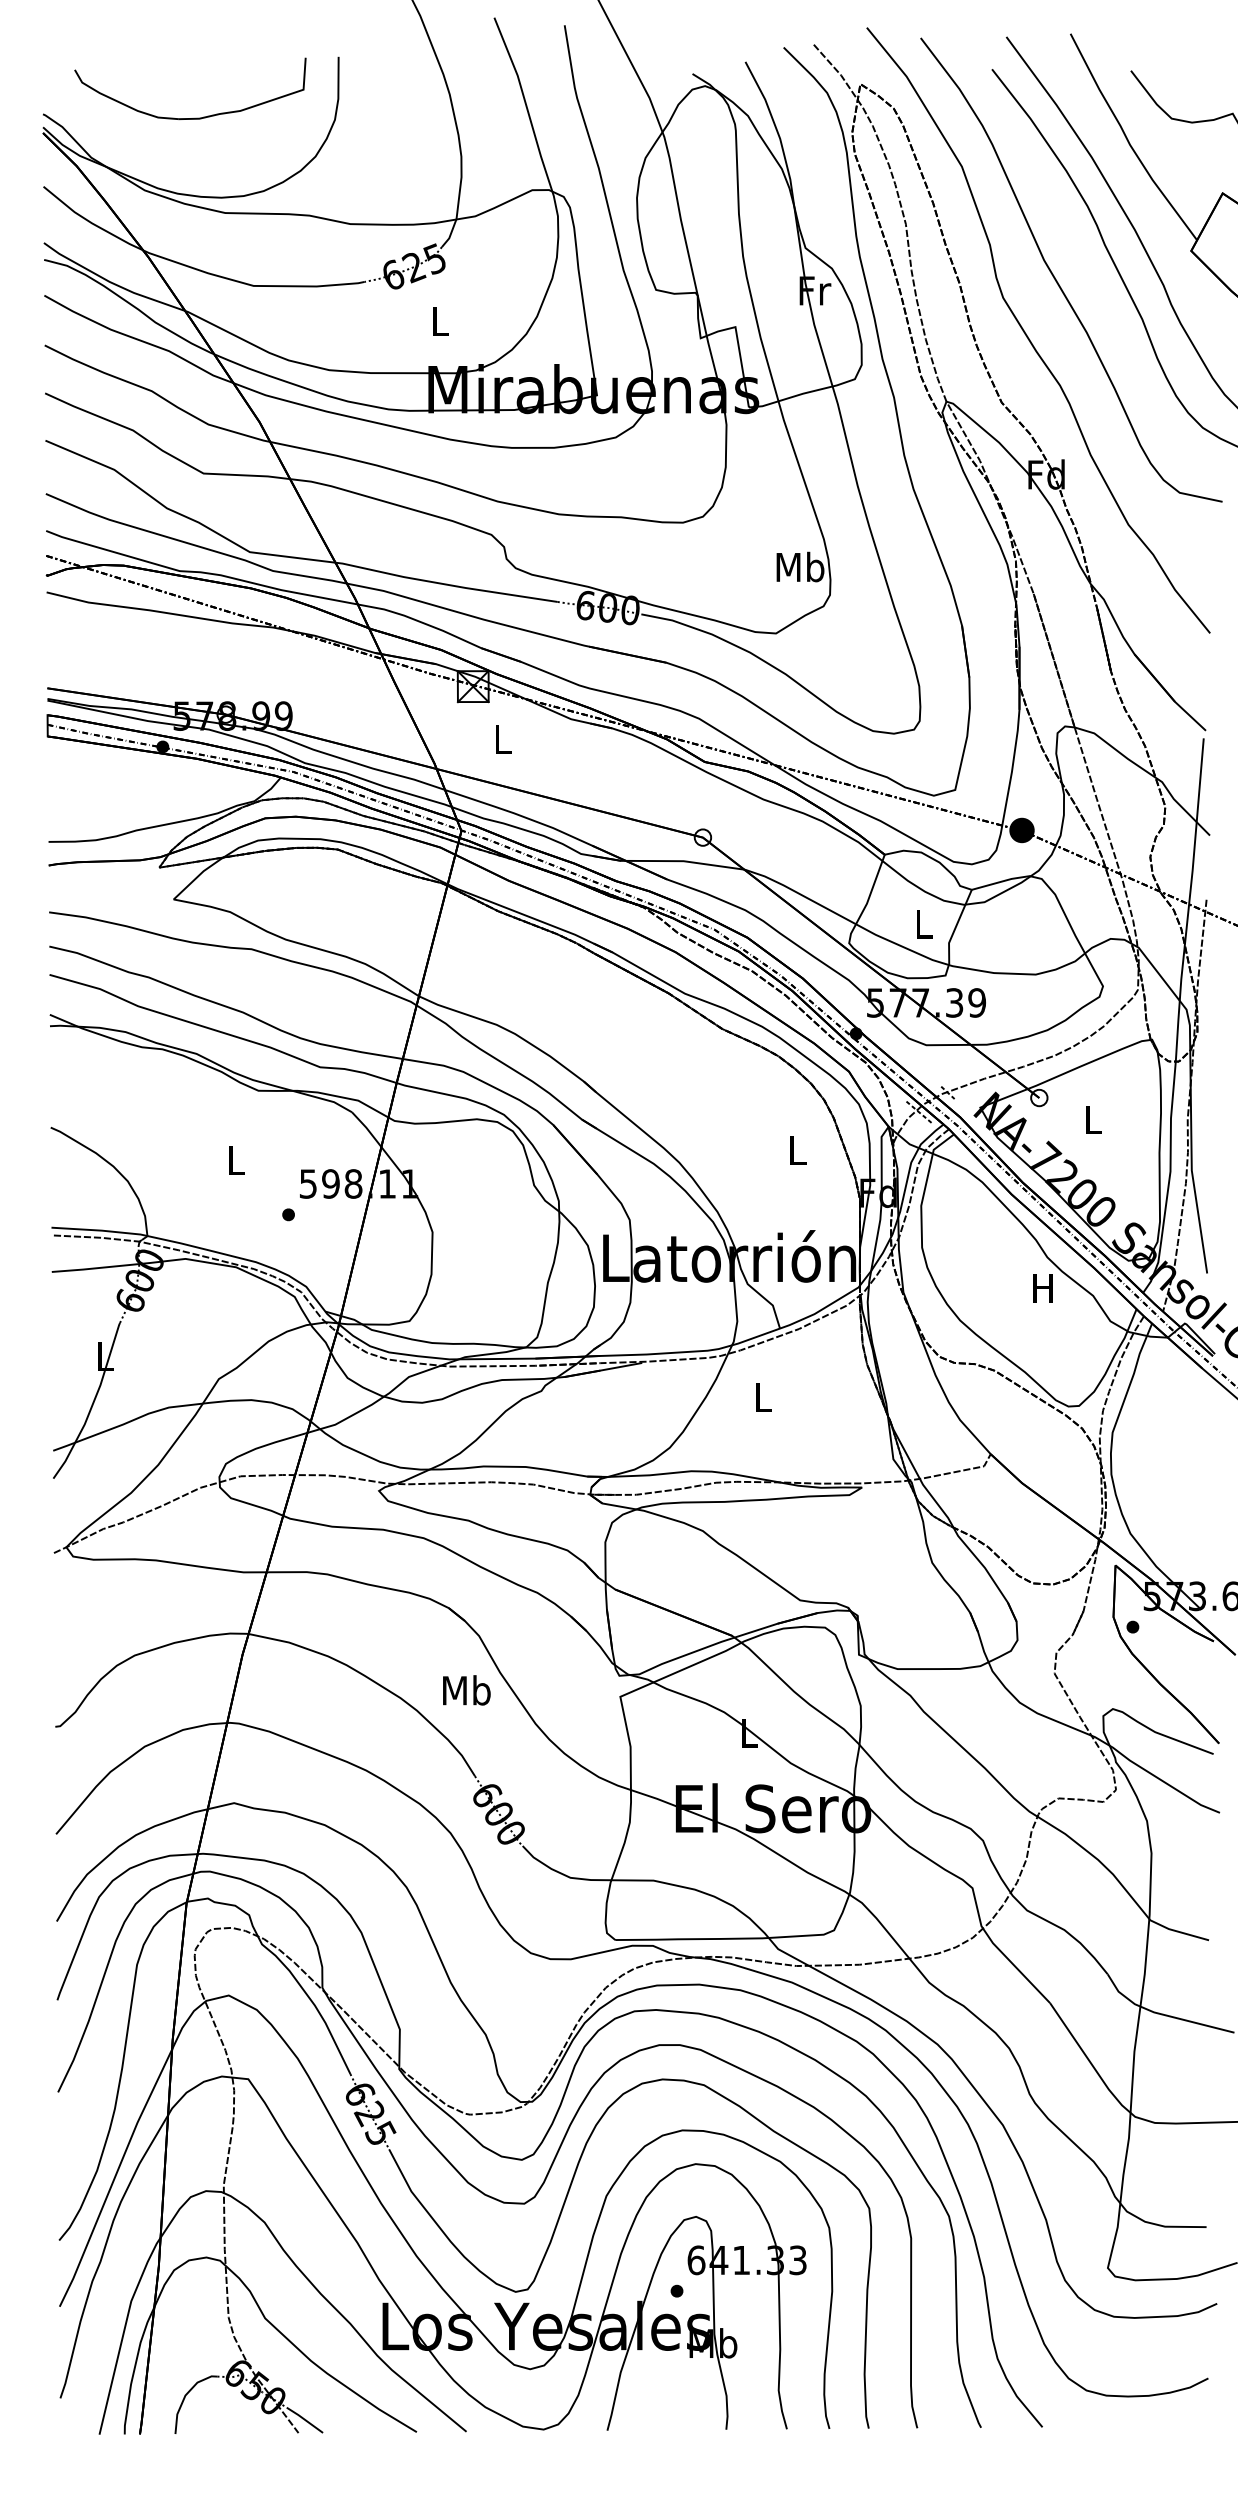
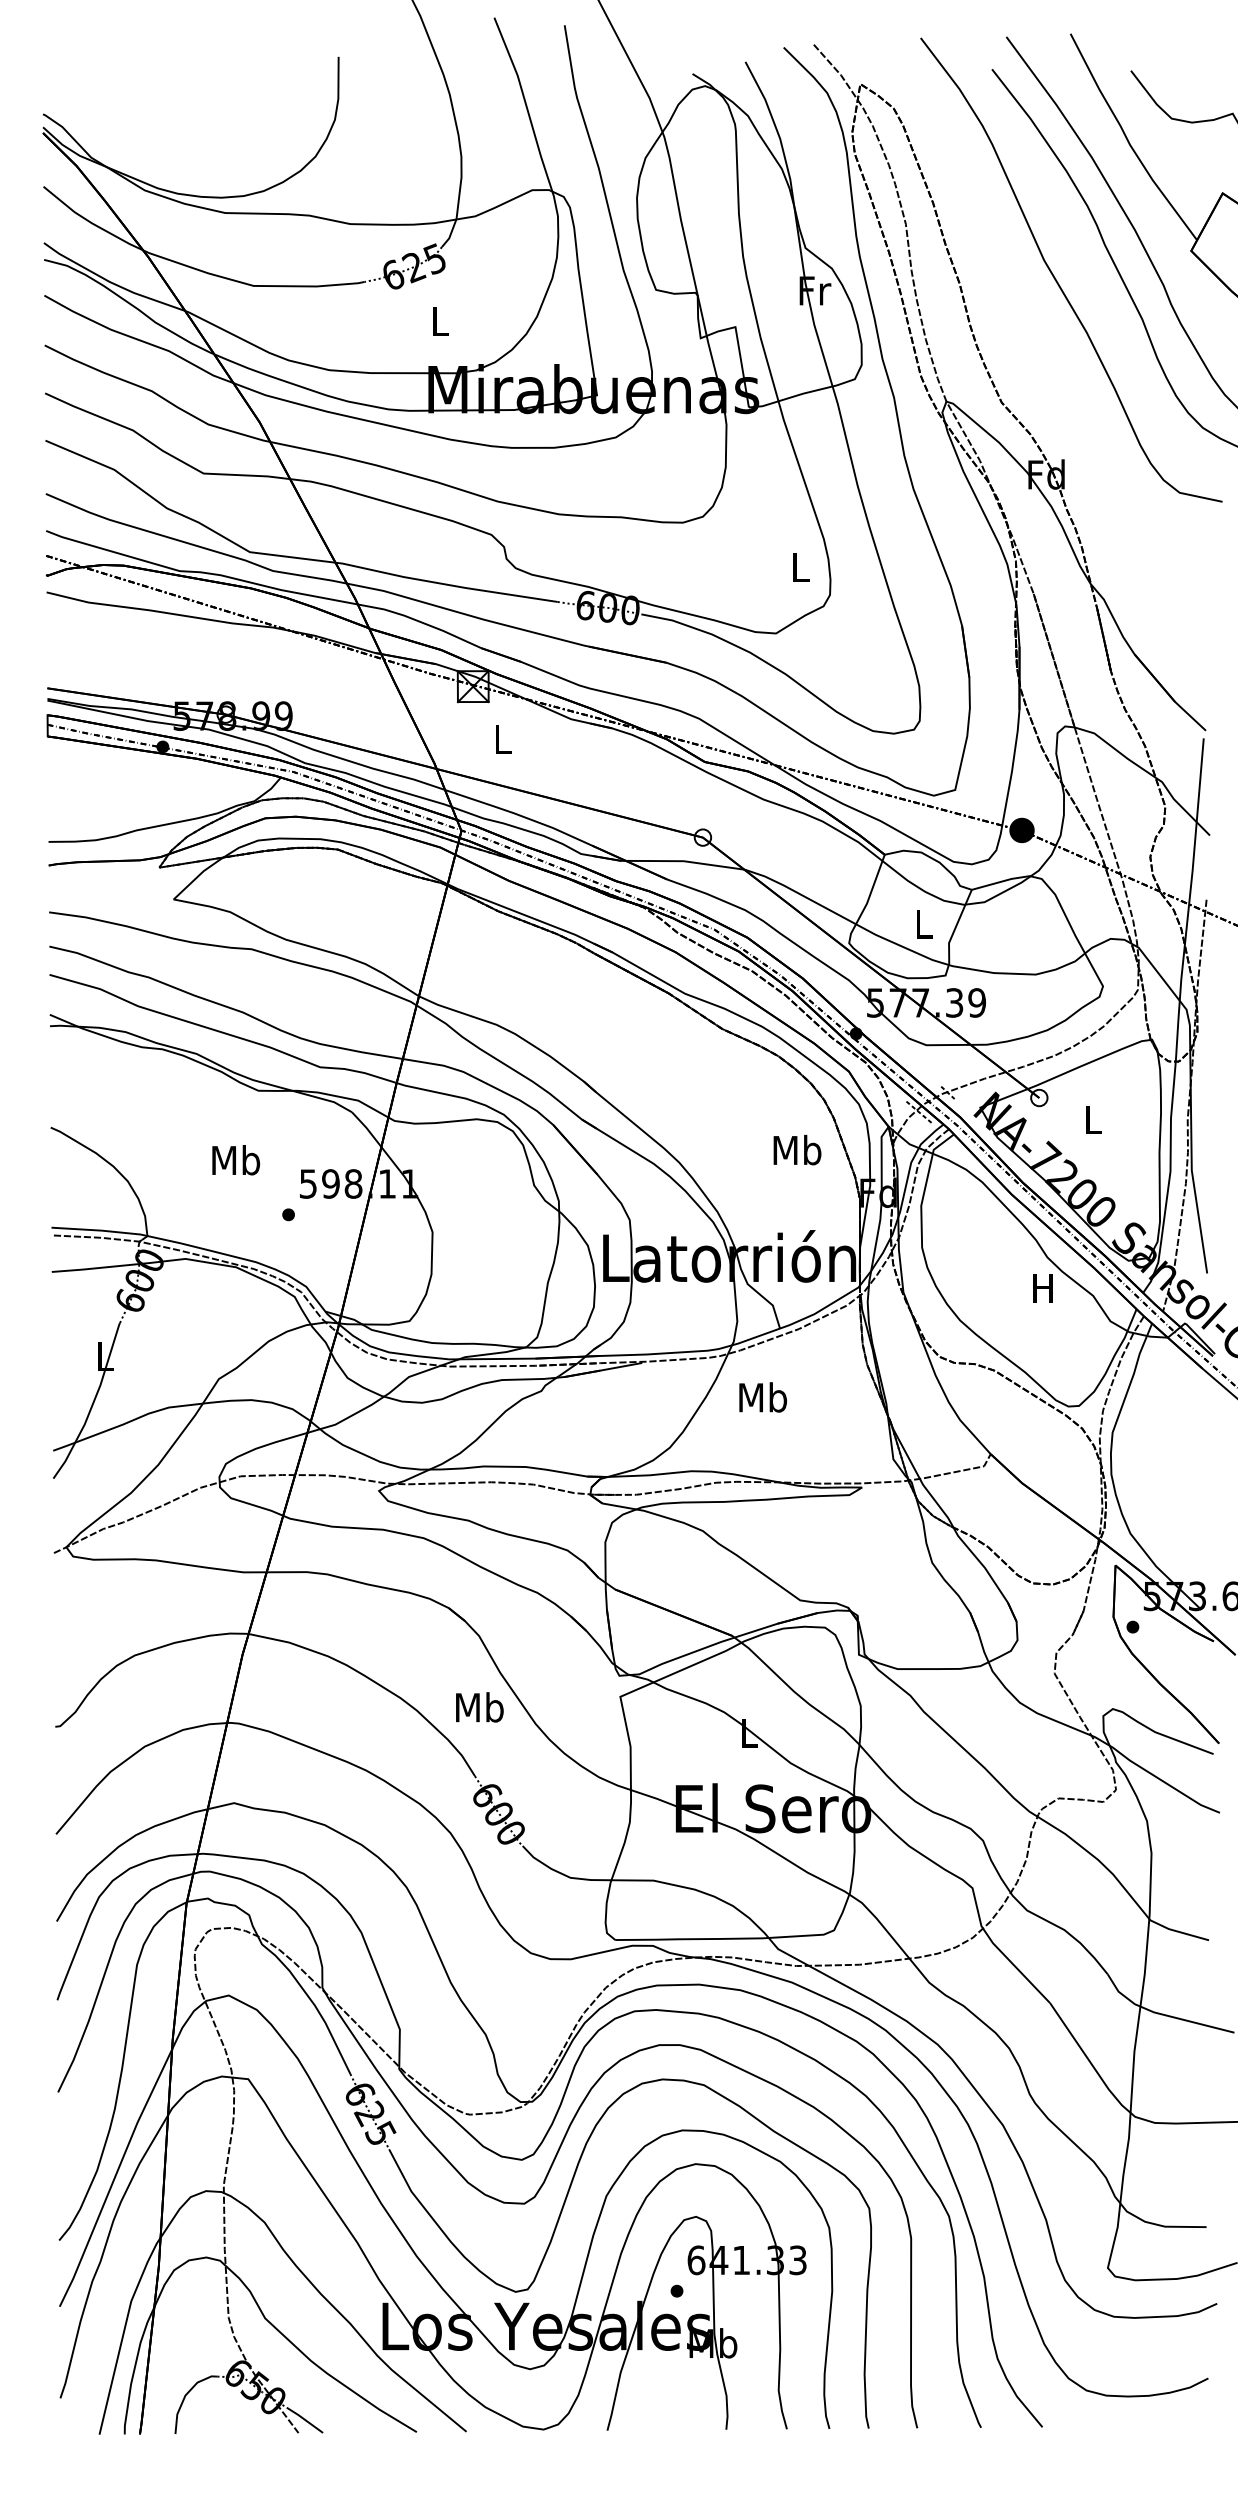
part: present -> none (194, 117)
curve: present -> none (1028, 336)
text: Mb -> L (800, 566)
text: L -> Mb (797, 1149)
text: L -> Mb (236, 1160)
text: L -> Mb (763, 1397)
text position: (466, 1690) -> (479, 1707) (479, 1707)
